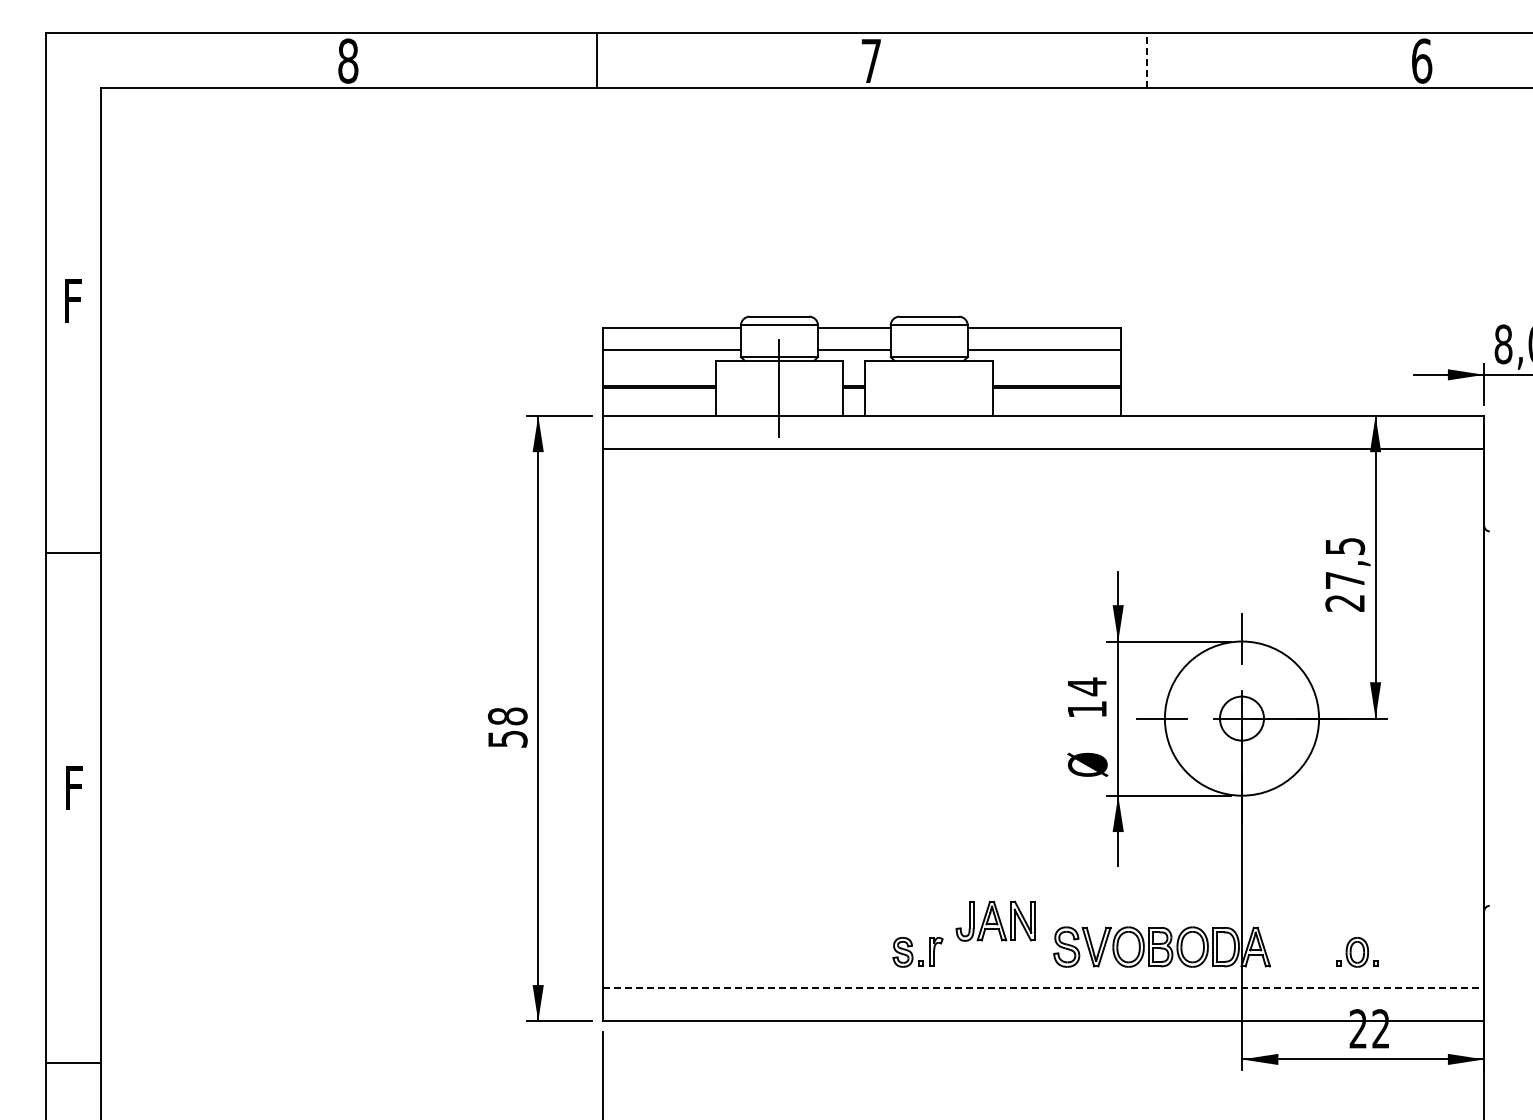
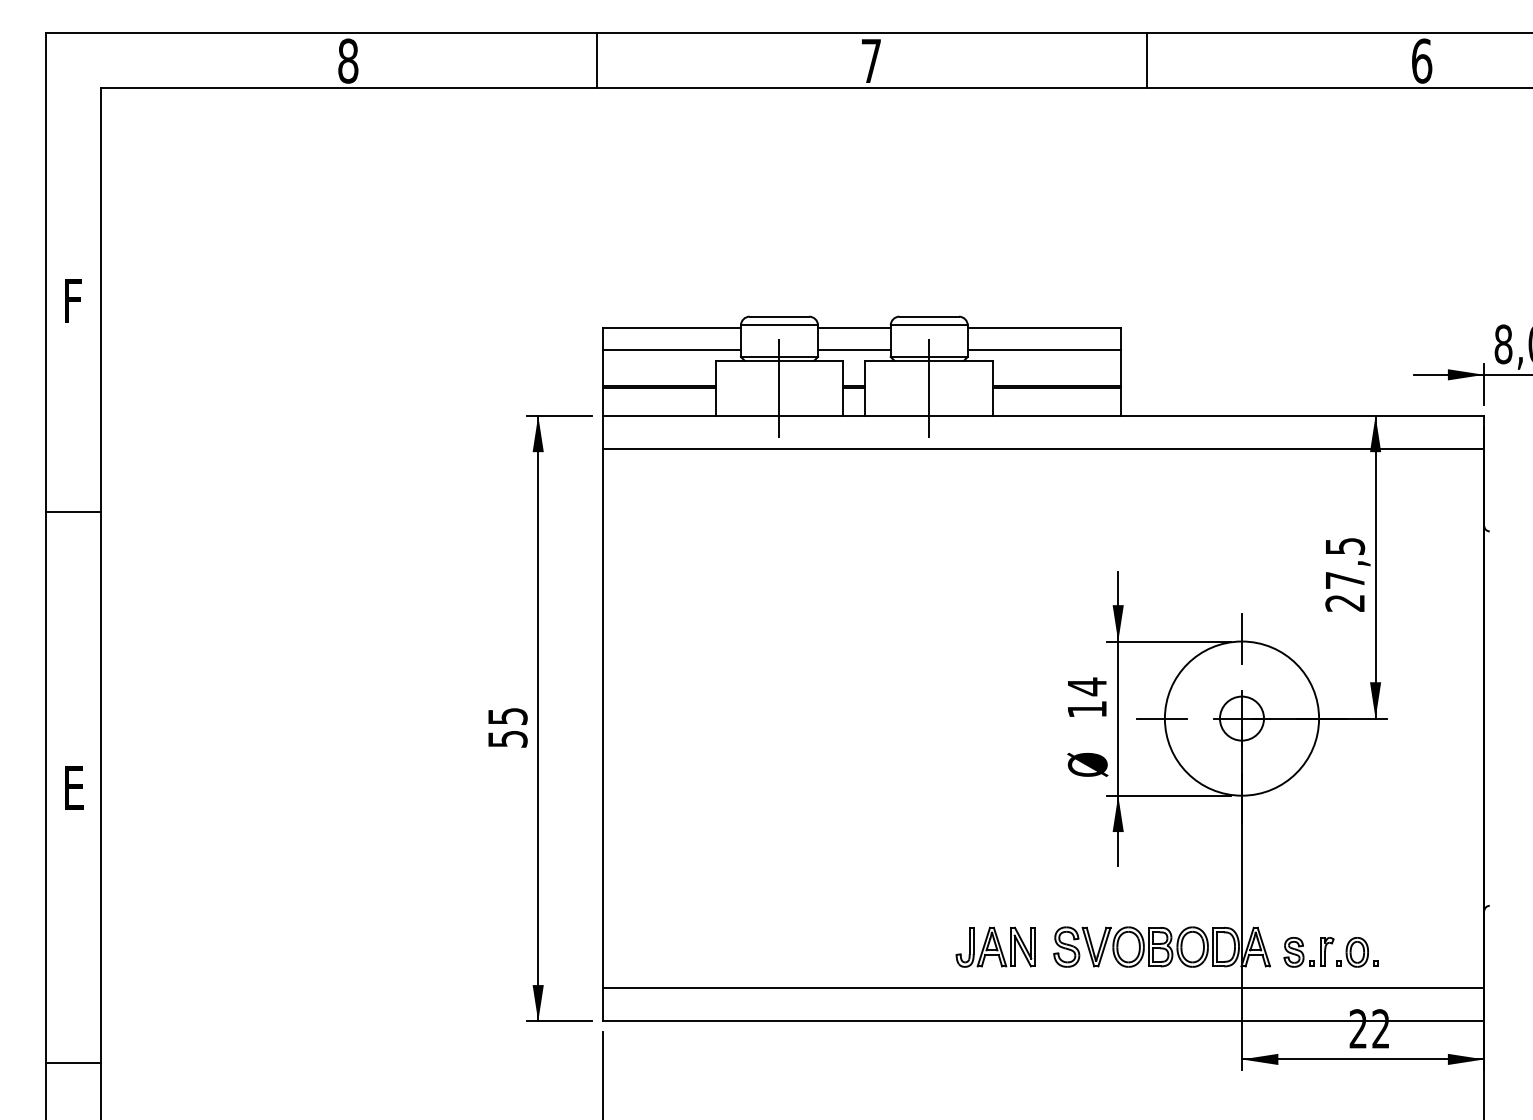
line: dashed -> solid (1147, 60)
line: none -> present (929, 387)
line position: (73, 553) -> (73, 512) (73, 512)
text: 58 -> 55 (507, 716)
text: F -> E (74, 787)
part position: (995, 920) -> (995, 946) (995, 946)
part position: (917, 952) -> (1308, 952) (1308, 952)
line: dashed -> solid (1044, 988)
